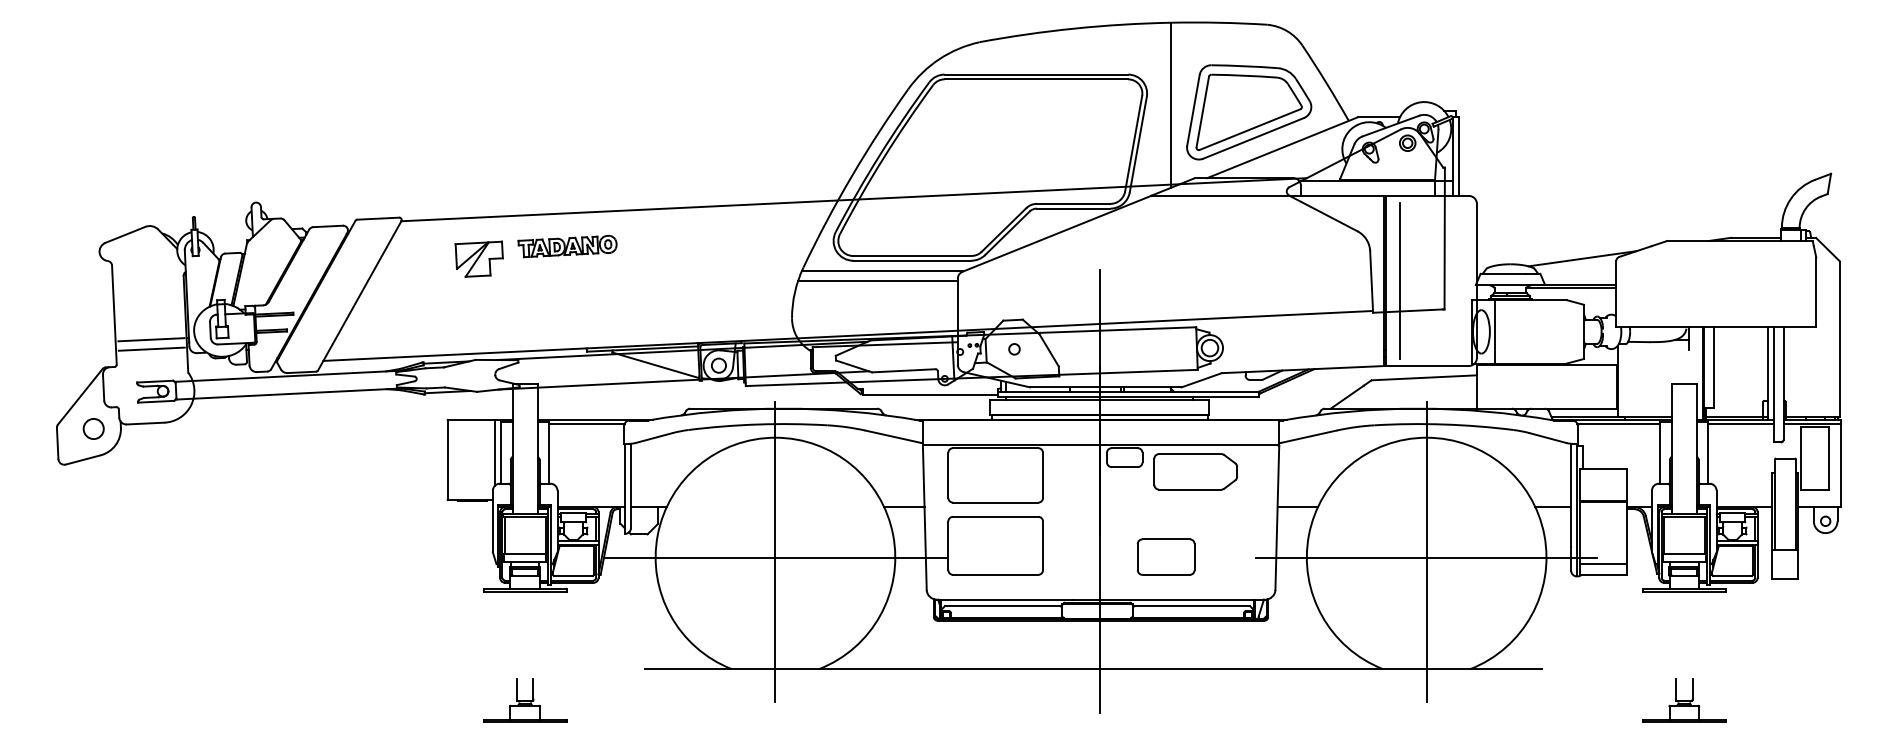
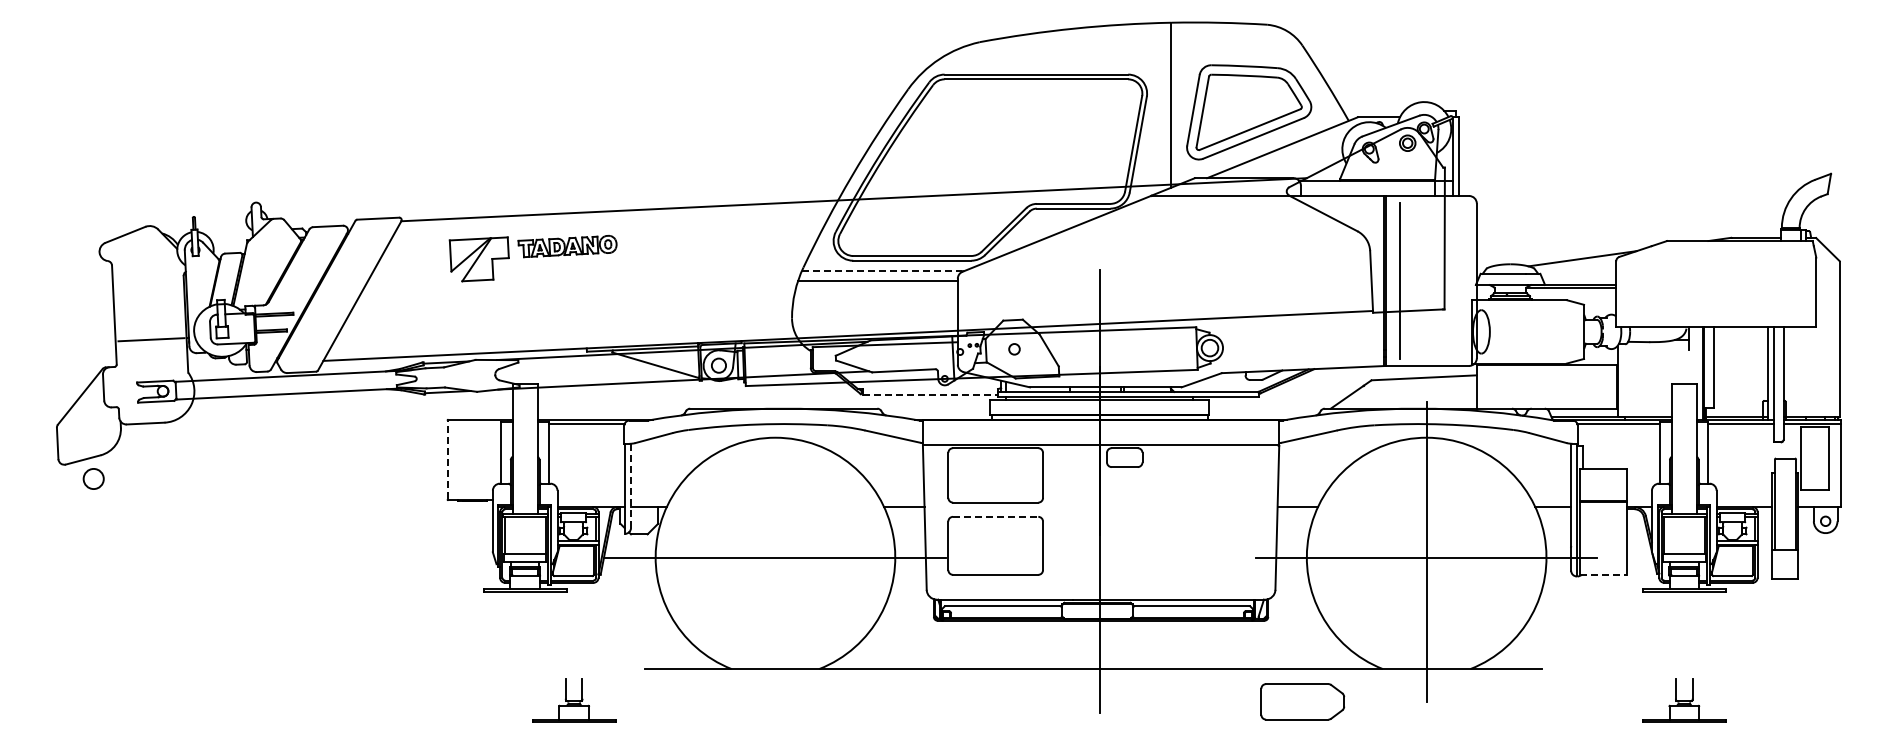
part size: 50x38 px -> 62x47 px (478, 259)
line: solid -> dashed (882, 271)
line: present -> none (1494, 331)
line: present -> none (151, 348)
line: solid -> dashed (930, 394)
circle position: (93, 428) -> (93, 478) (93, 478)
line: present -> none (494, 452)
line: solid -> dashed (447, 459)
part position: (1195, 471) -> (1302, 701) (1302, 701)
line: solid -> dashed (631, 486)
line: solid -> dashed (995, 516)
line: present -> none (775, 552)
part: present -> none (1165, 556)
line: present -> none (1602, 563)
line: solid -> dashed (1603, 574)
part position: (525, 700) -> (574, 700) (574, 700)
